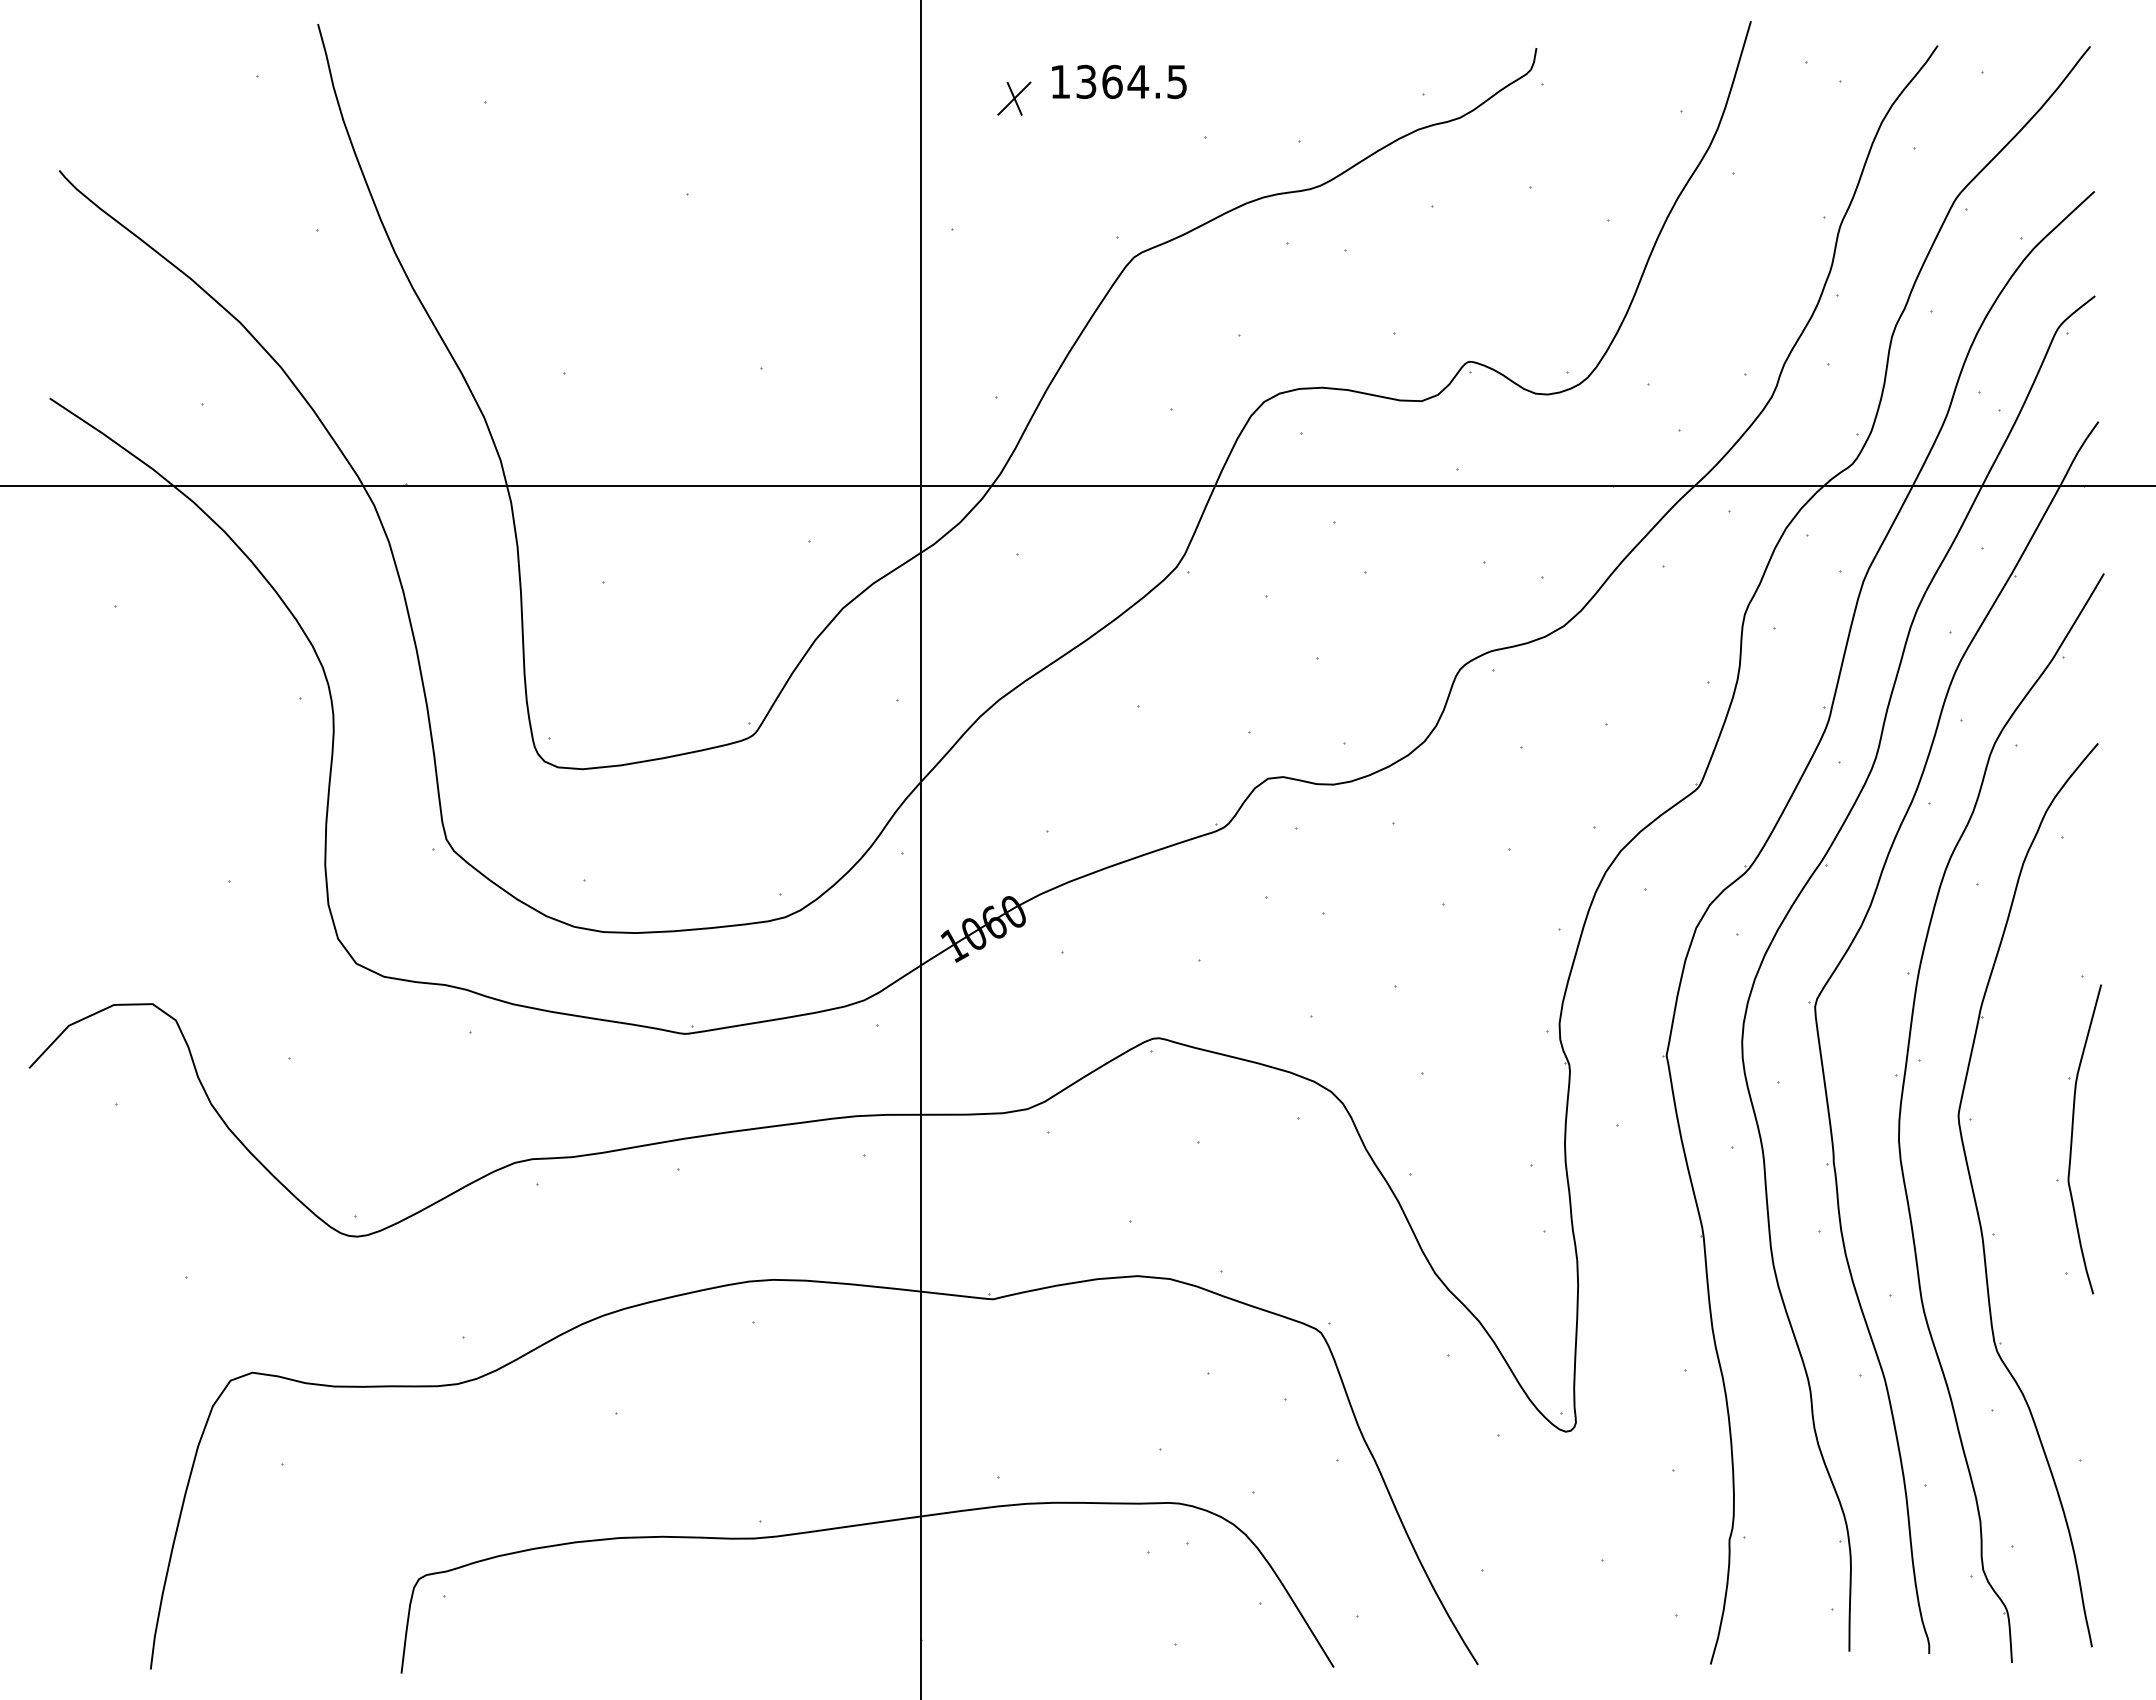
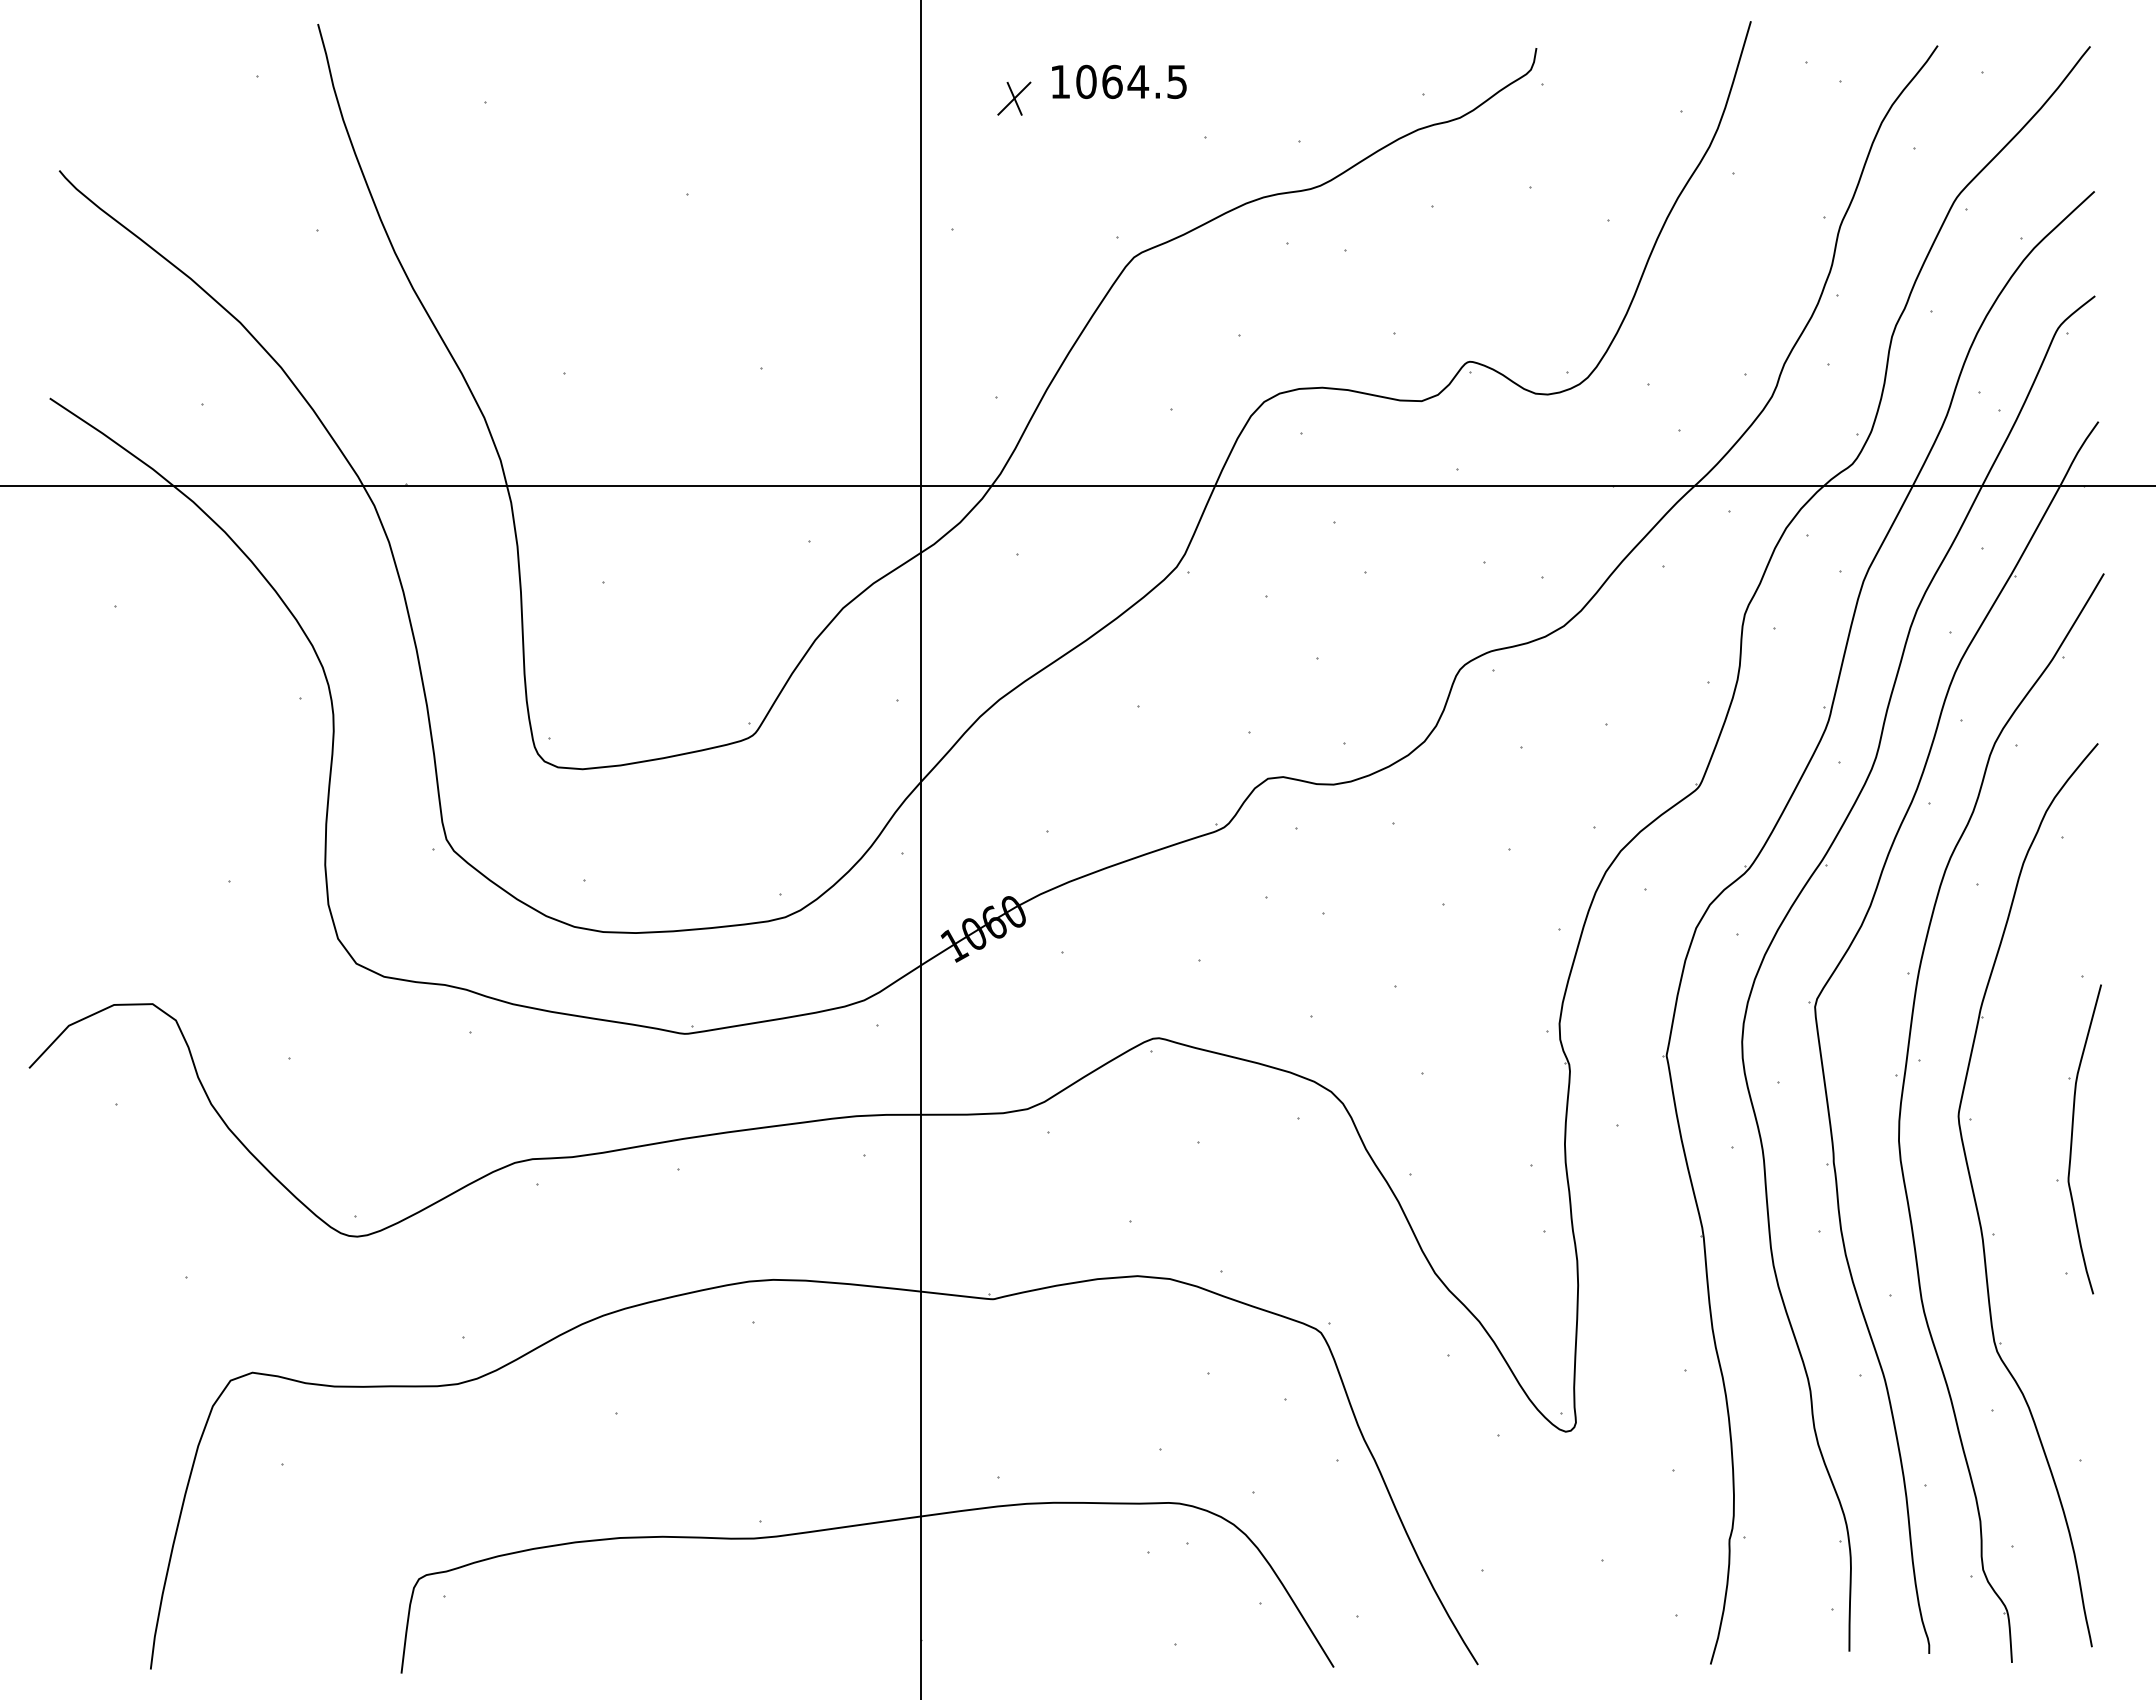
text: 1364.5 -> 1064.5 (1086, 81)
